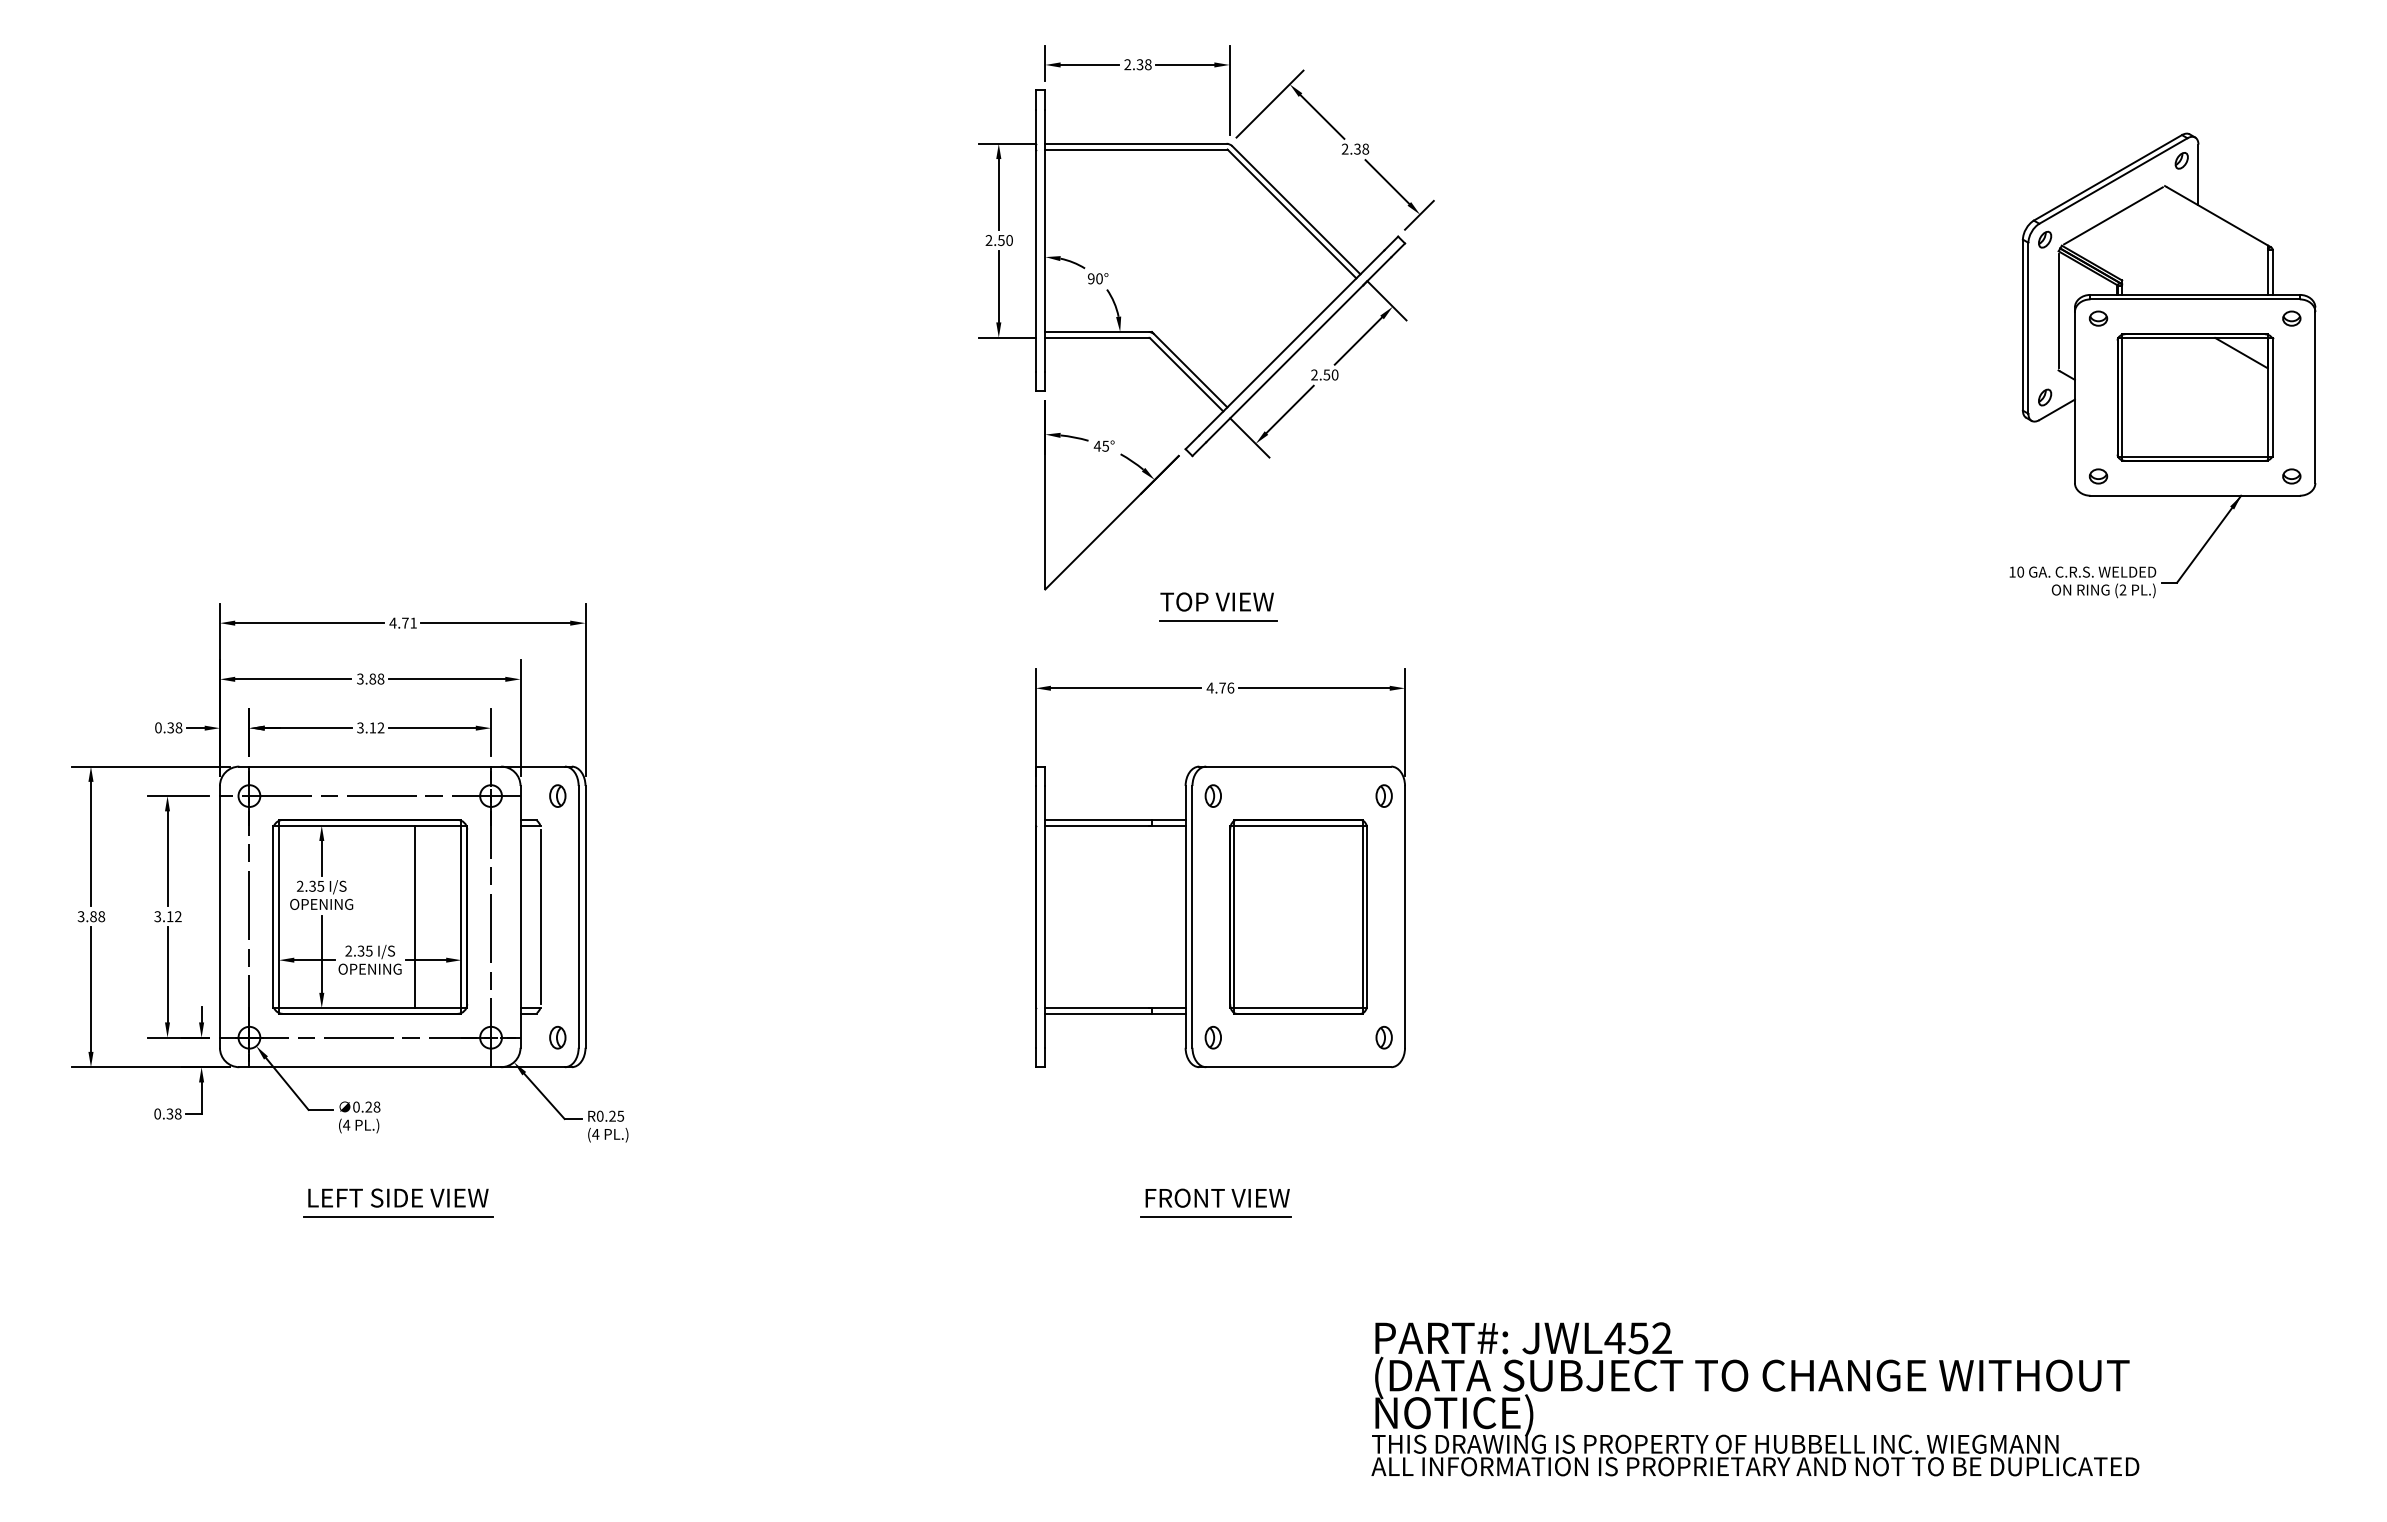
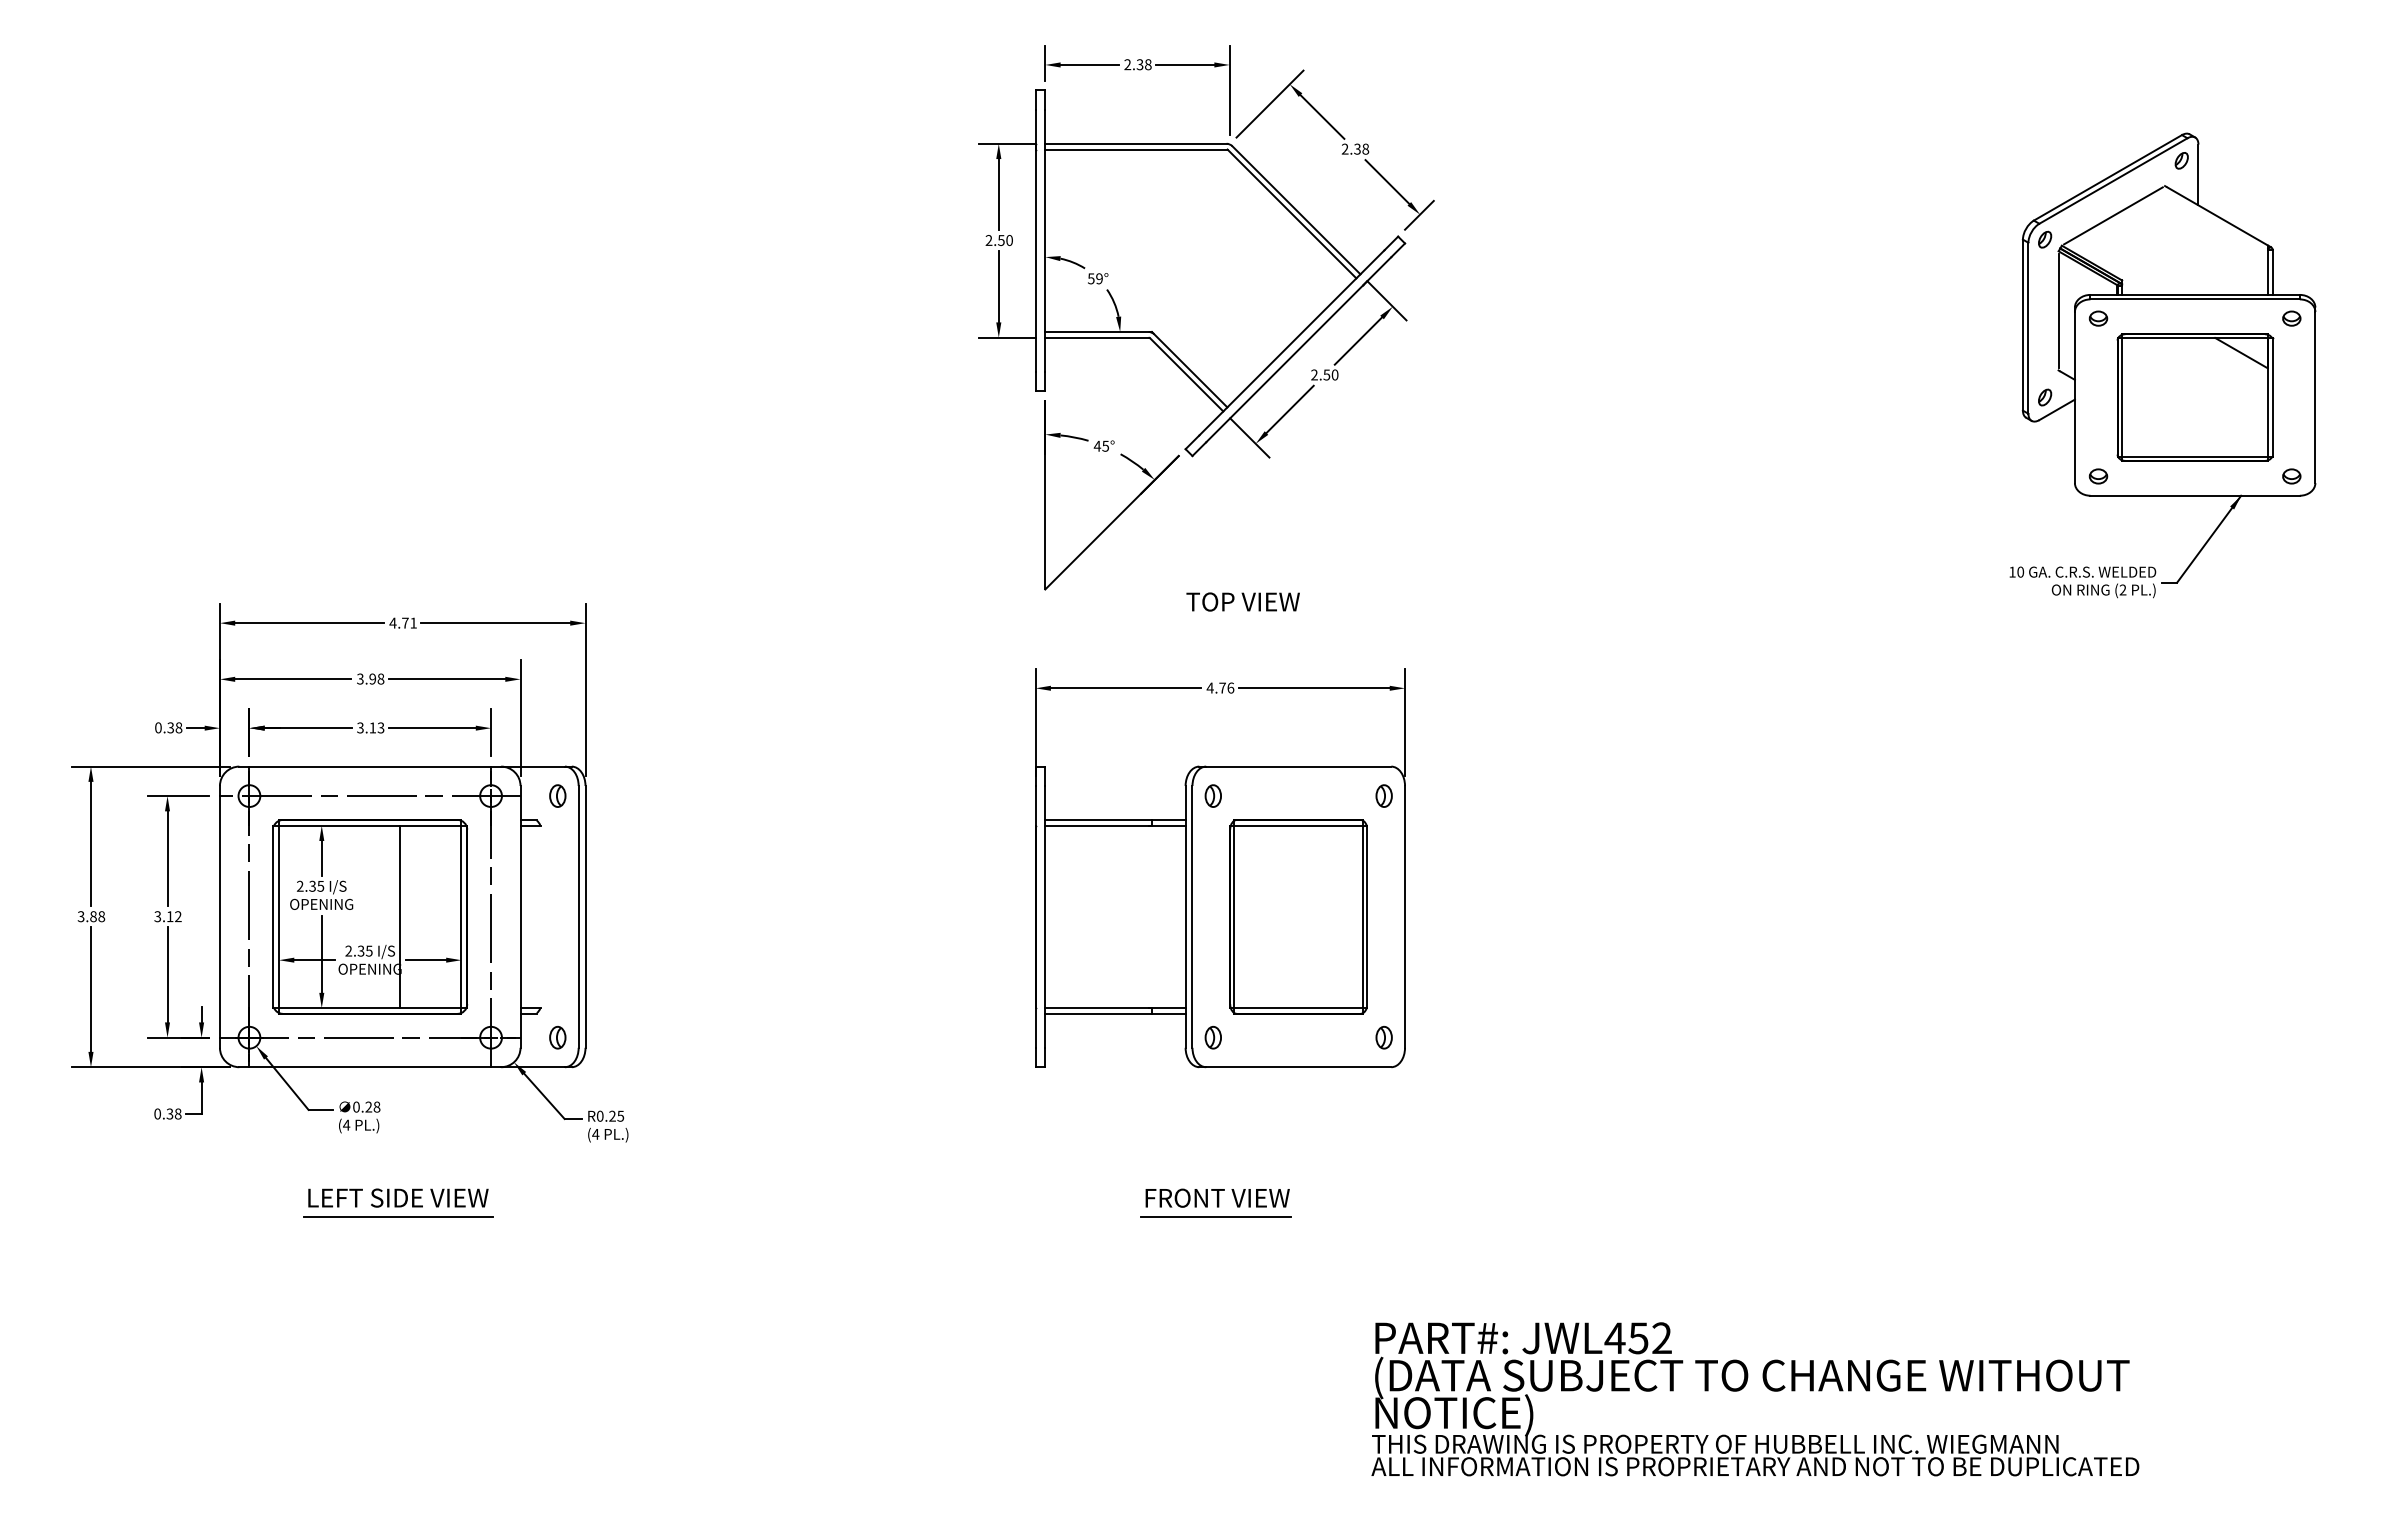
text: 90° -> 59° (1095, 278)
text position: (1216, 601) -> (1242, 601) (1242, 601)
line: present -> none (1218, 620)
text: 3.88 -> 3.98 (372, 678)
text: 3.12 -> 3.13 (380, 728)
line position: (414, 916) -> (399, 916) (399, 916)
line: present -> none (540, 916)
